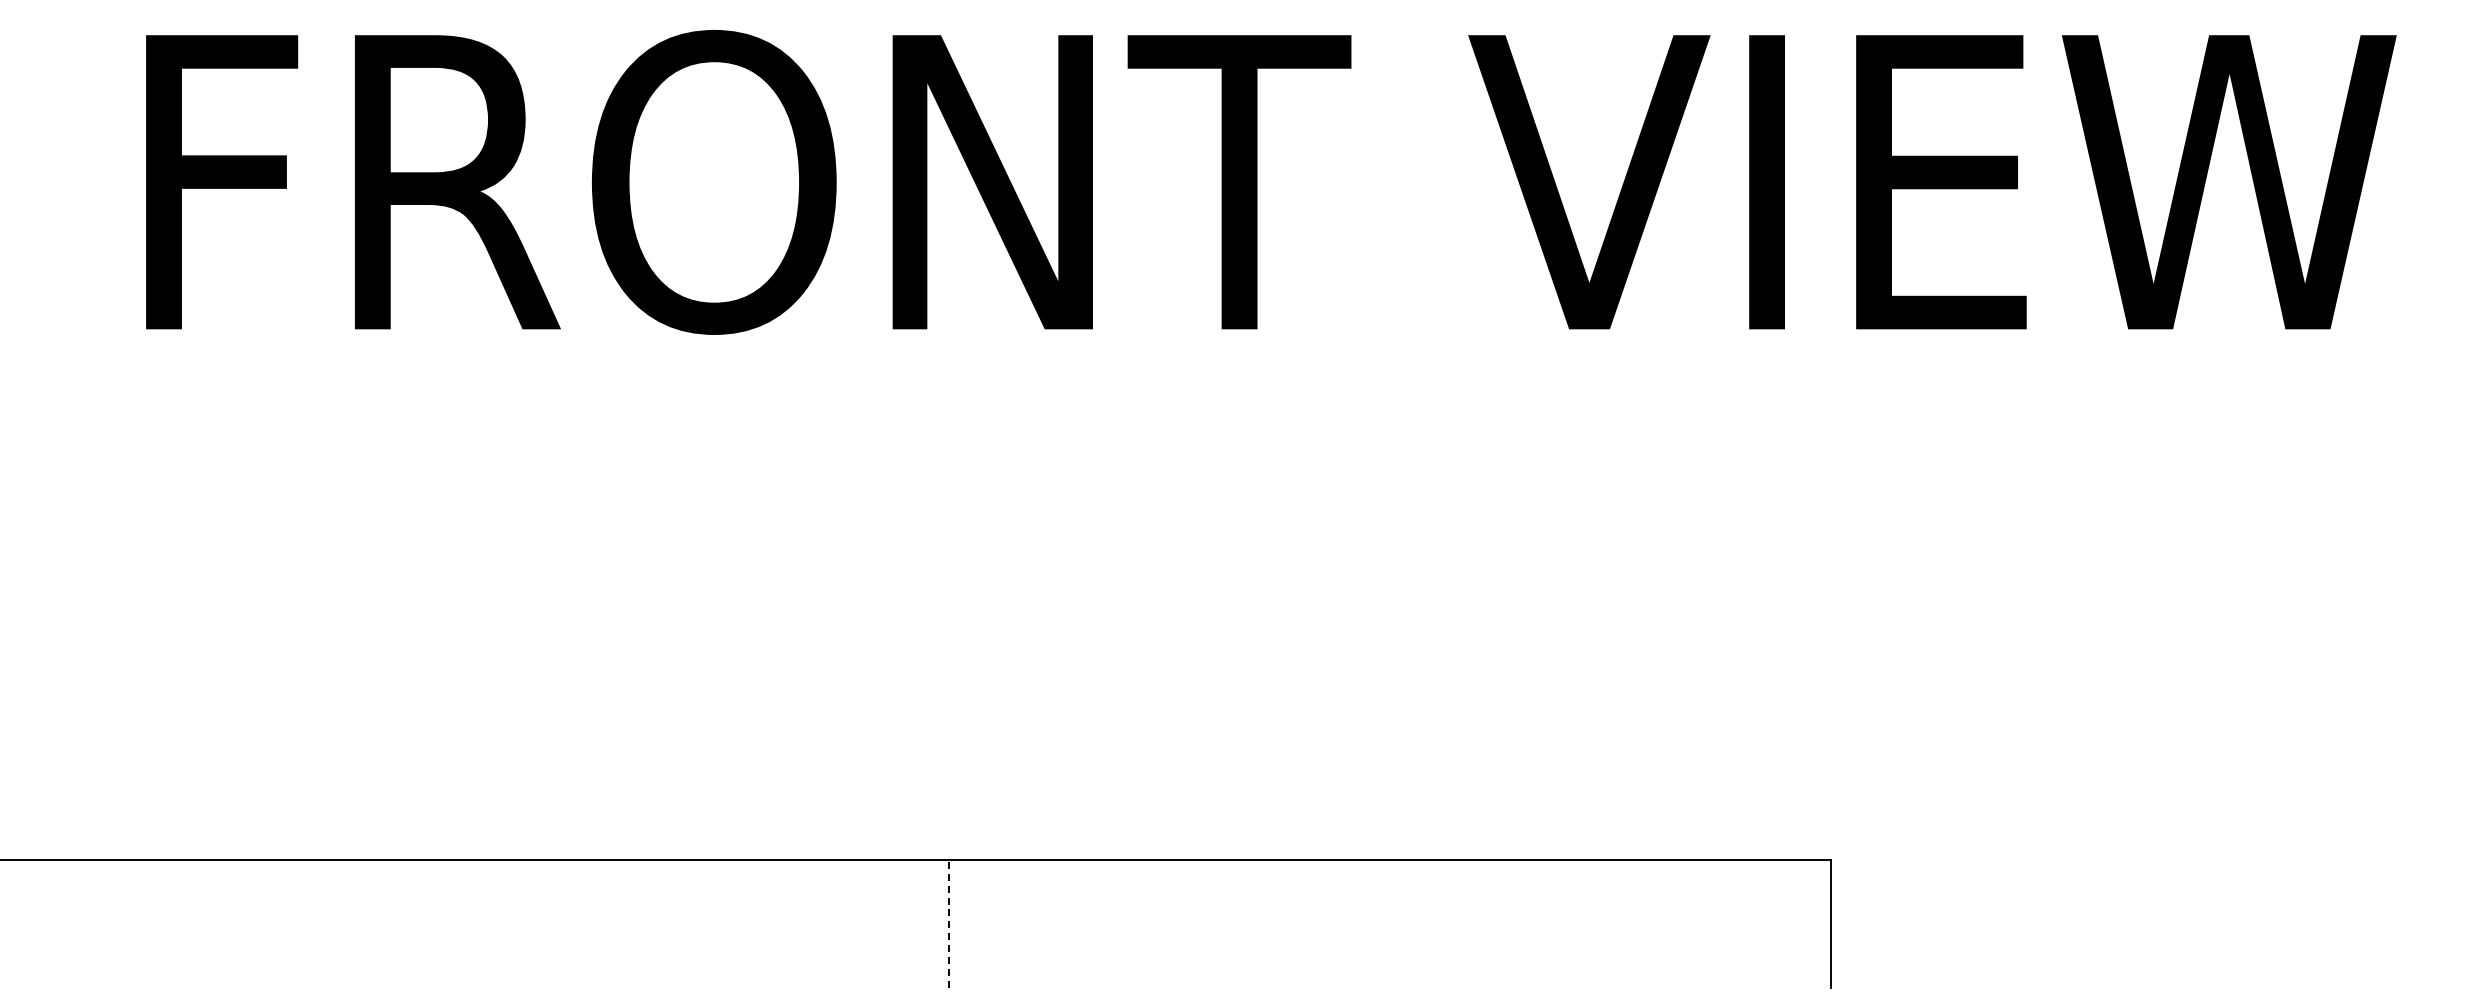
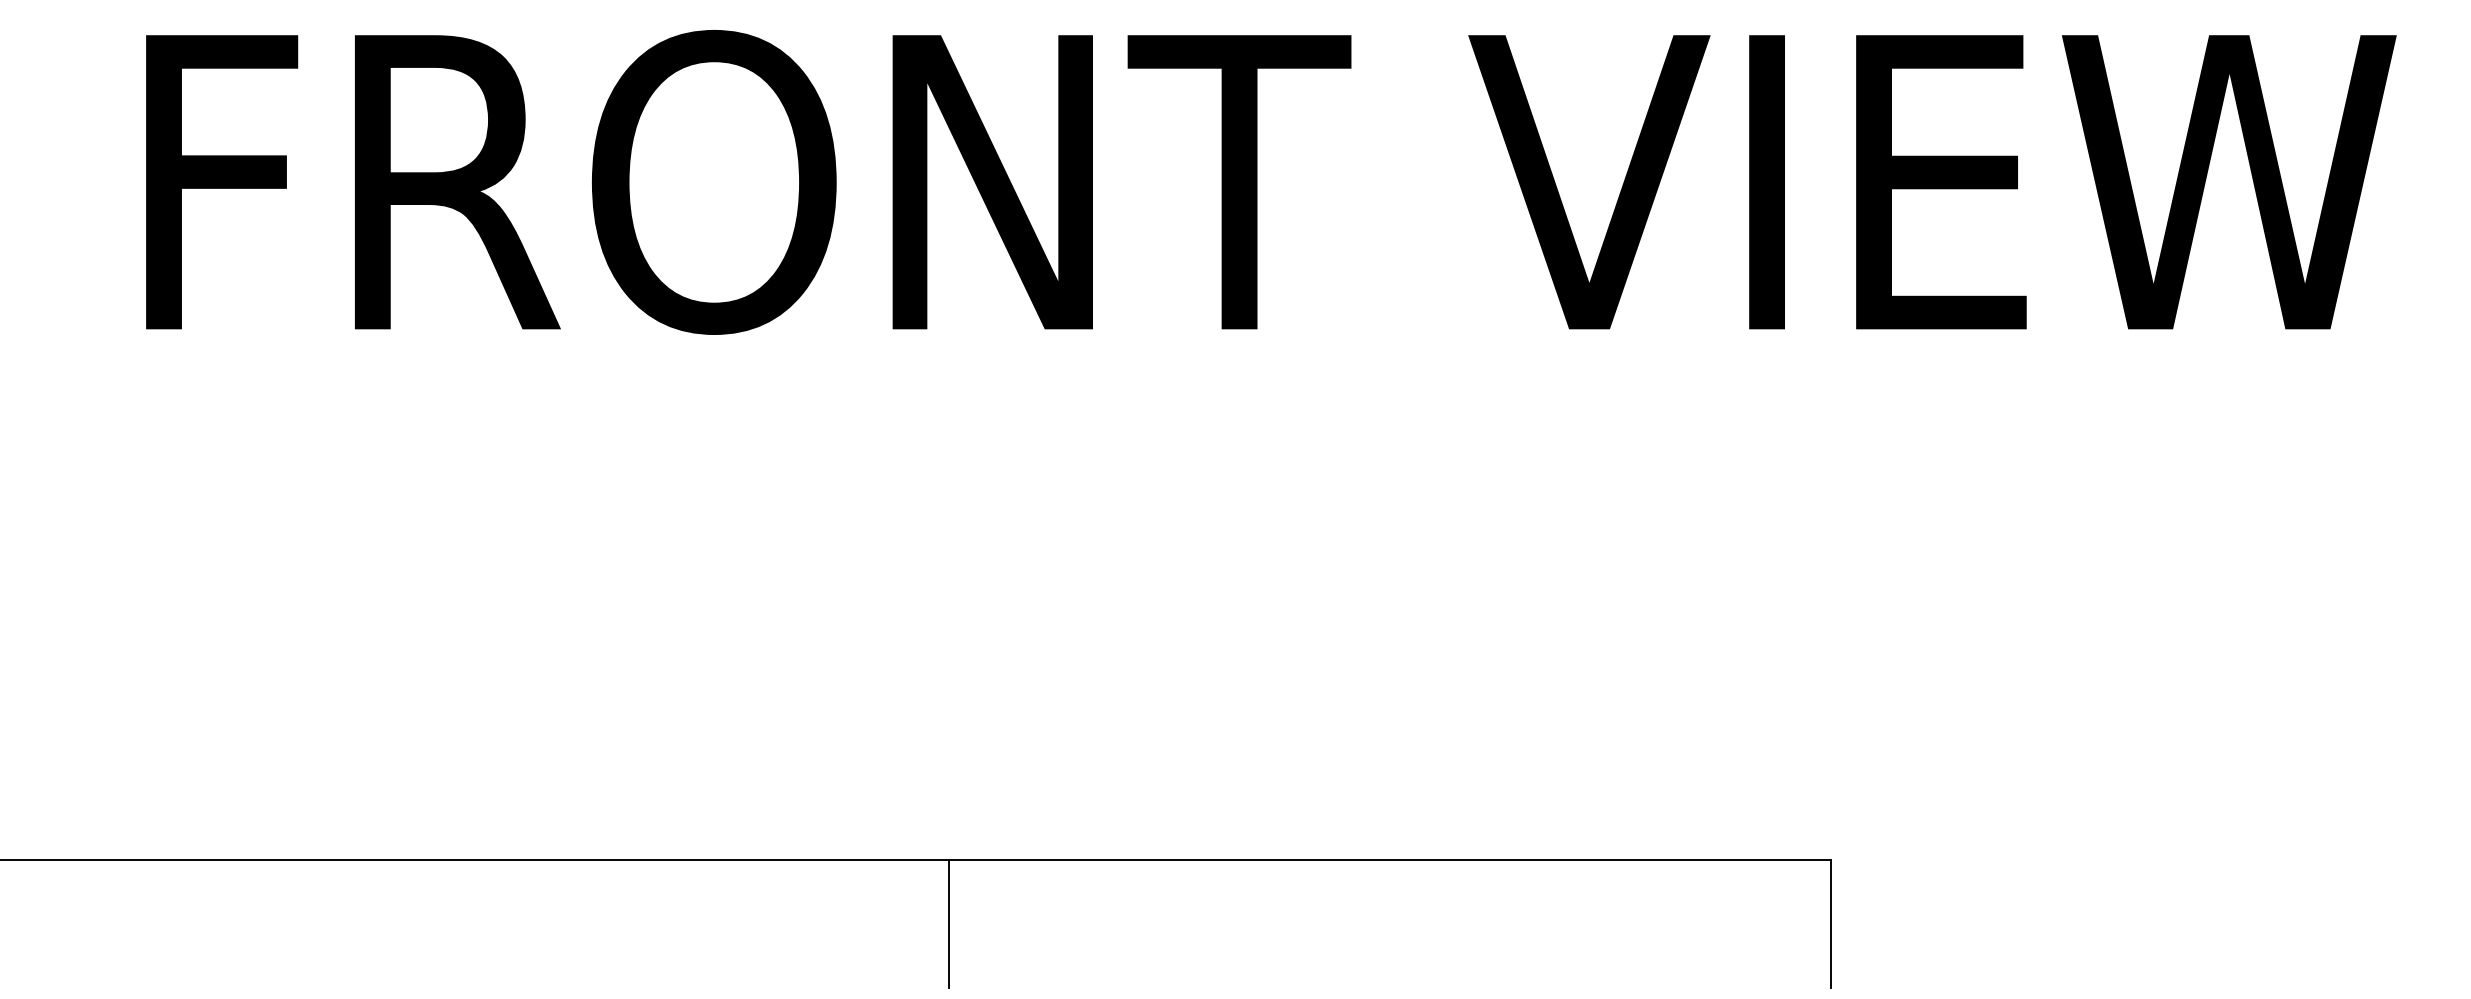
line: dashed -> solid (948, 924)
